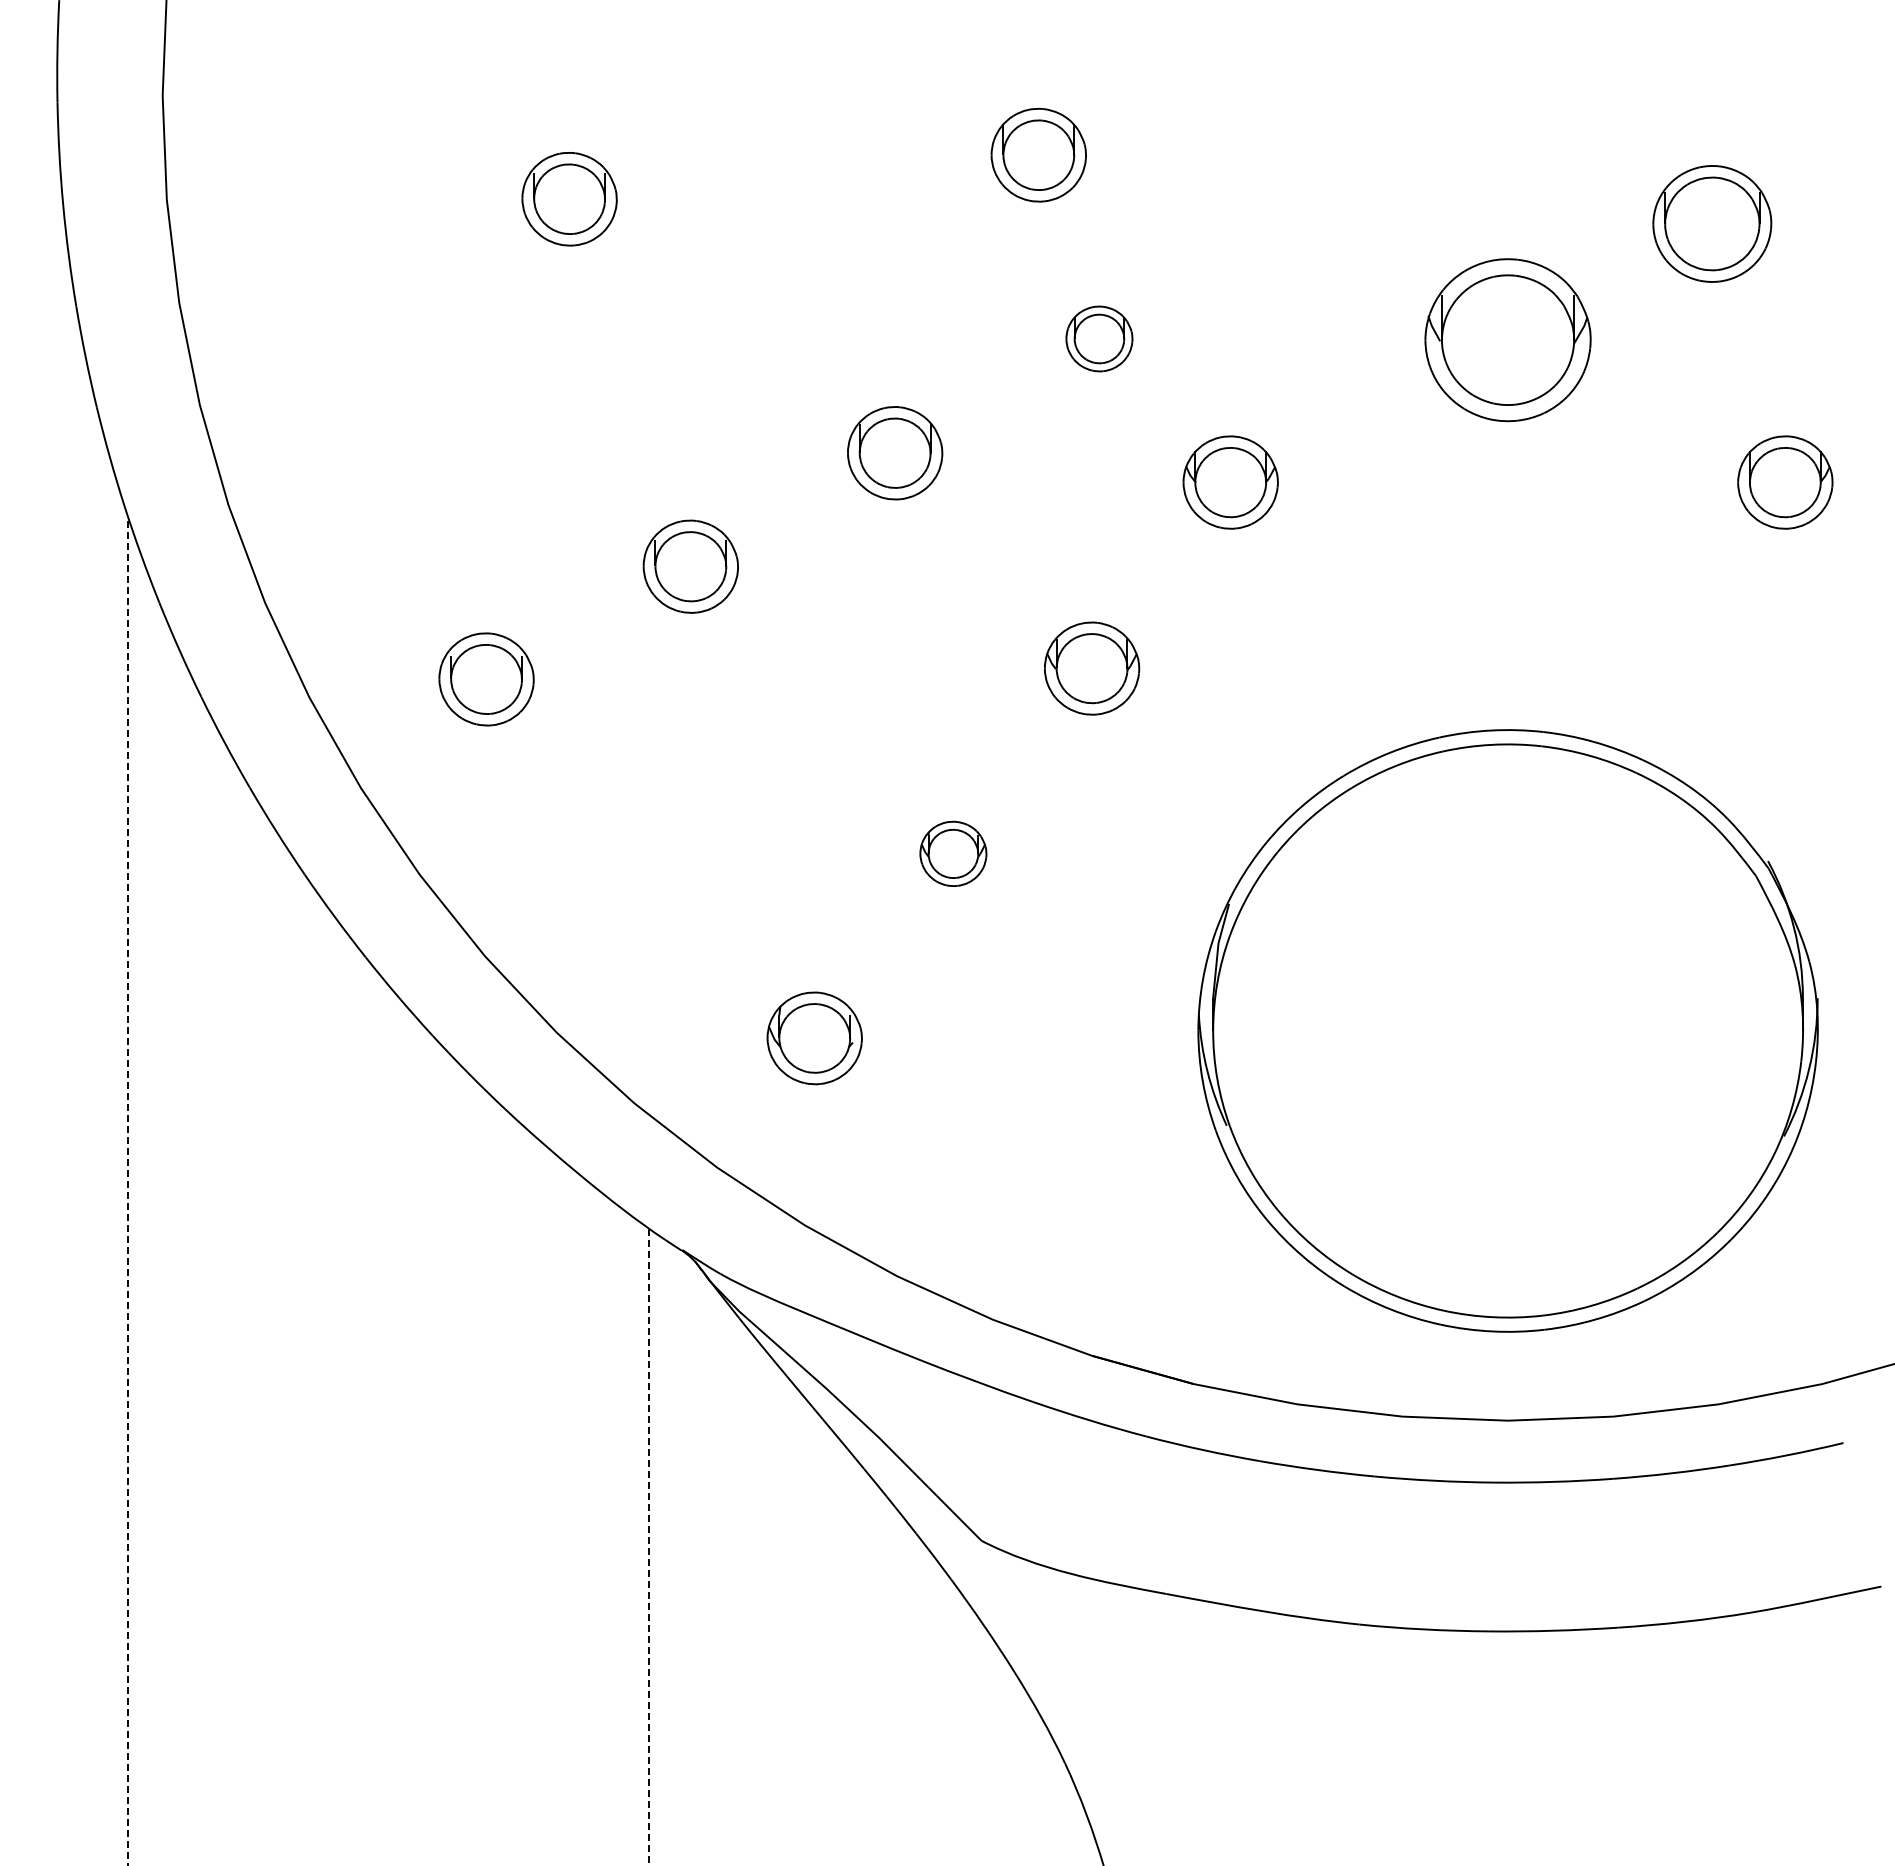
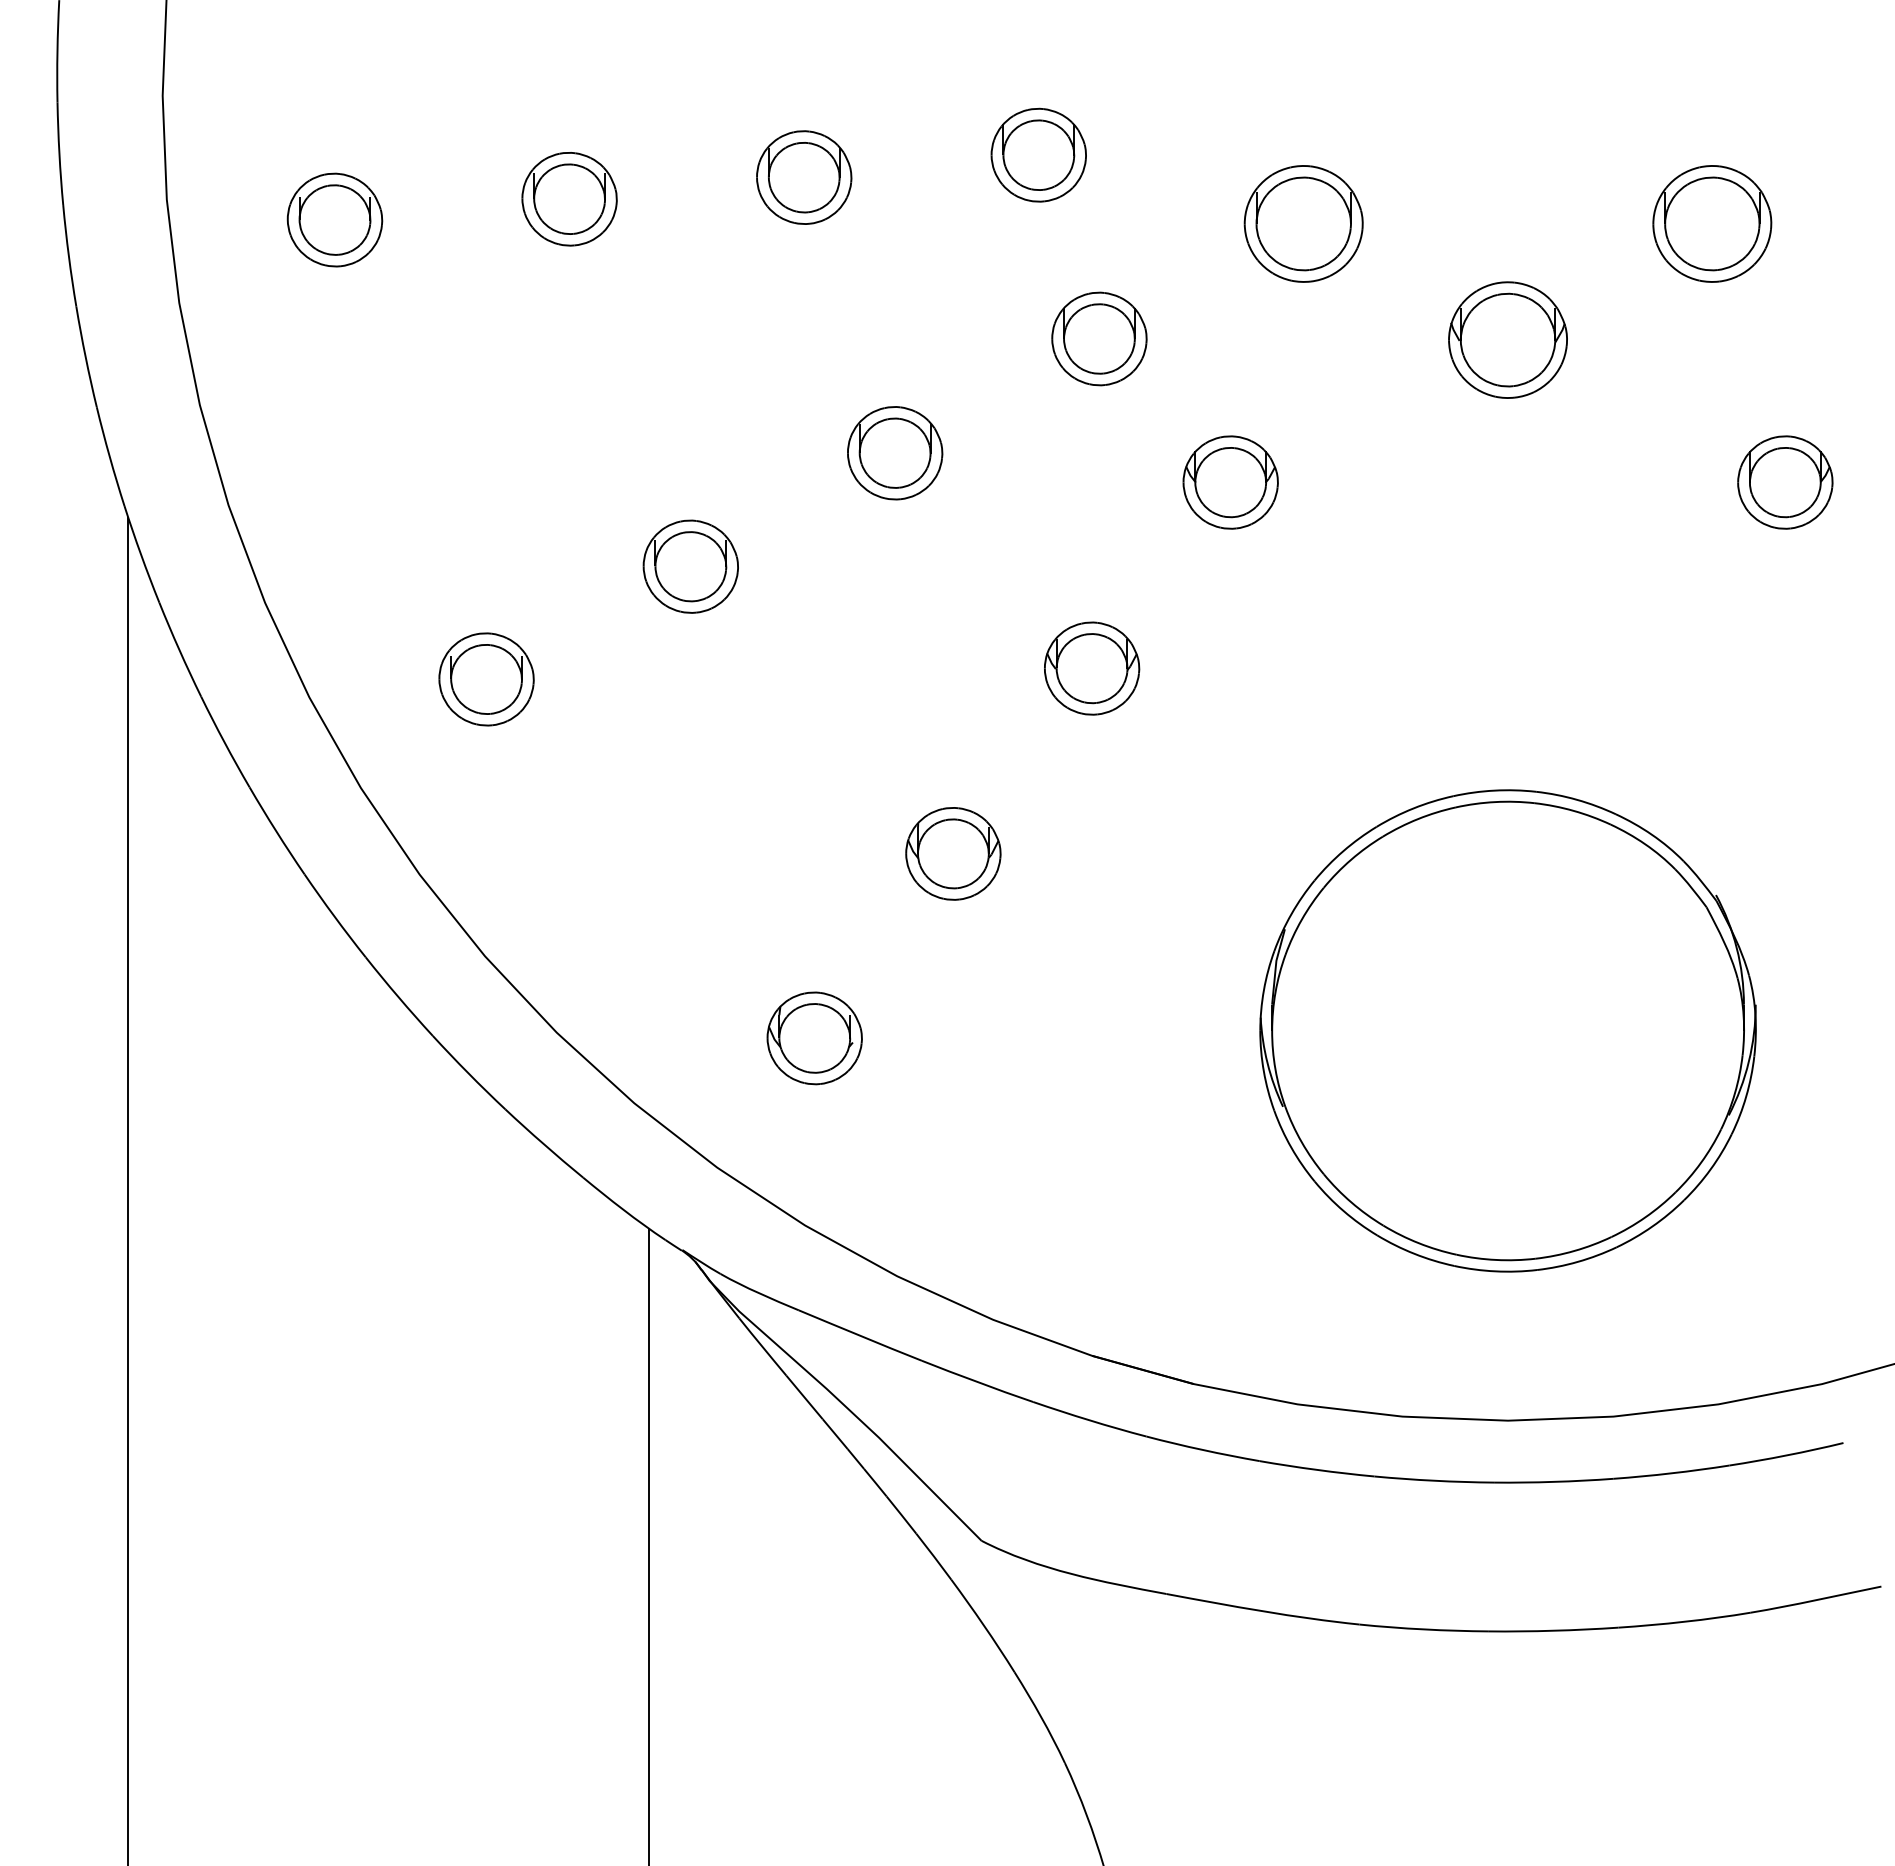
part: none -> present (804, 177)
part: none -> present (334, 219)
part: none -> present (1303, 223)
part size: 69x68 px -> 97x96 px (1099, 338)
part size: 168x165 px -> 120x118 px (1507, 339)
part size: 69x67 px -> 97x94 px (953, 853)
part size: 622x604 px -> 498x484 px (1507, 1030)
line: dashed -> solid (128, 1190)
line: dashed -> solid (649, 1547)
